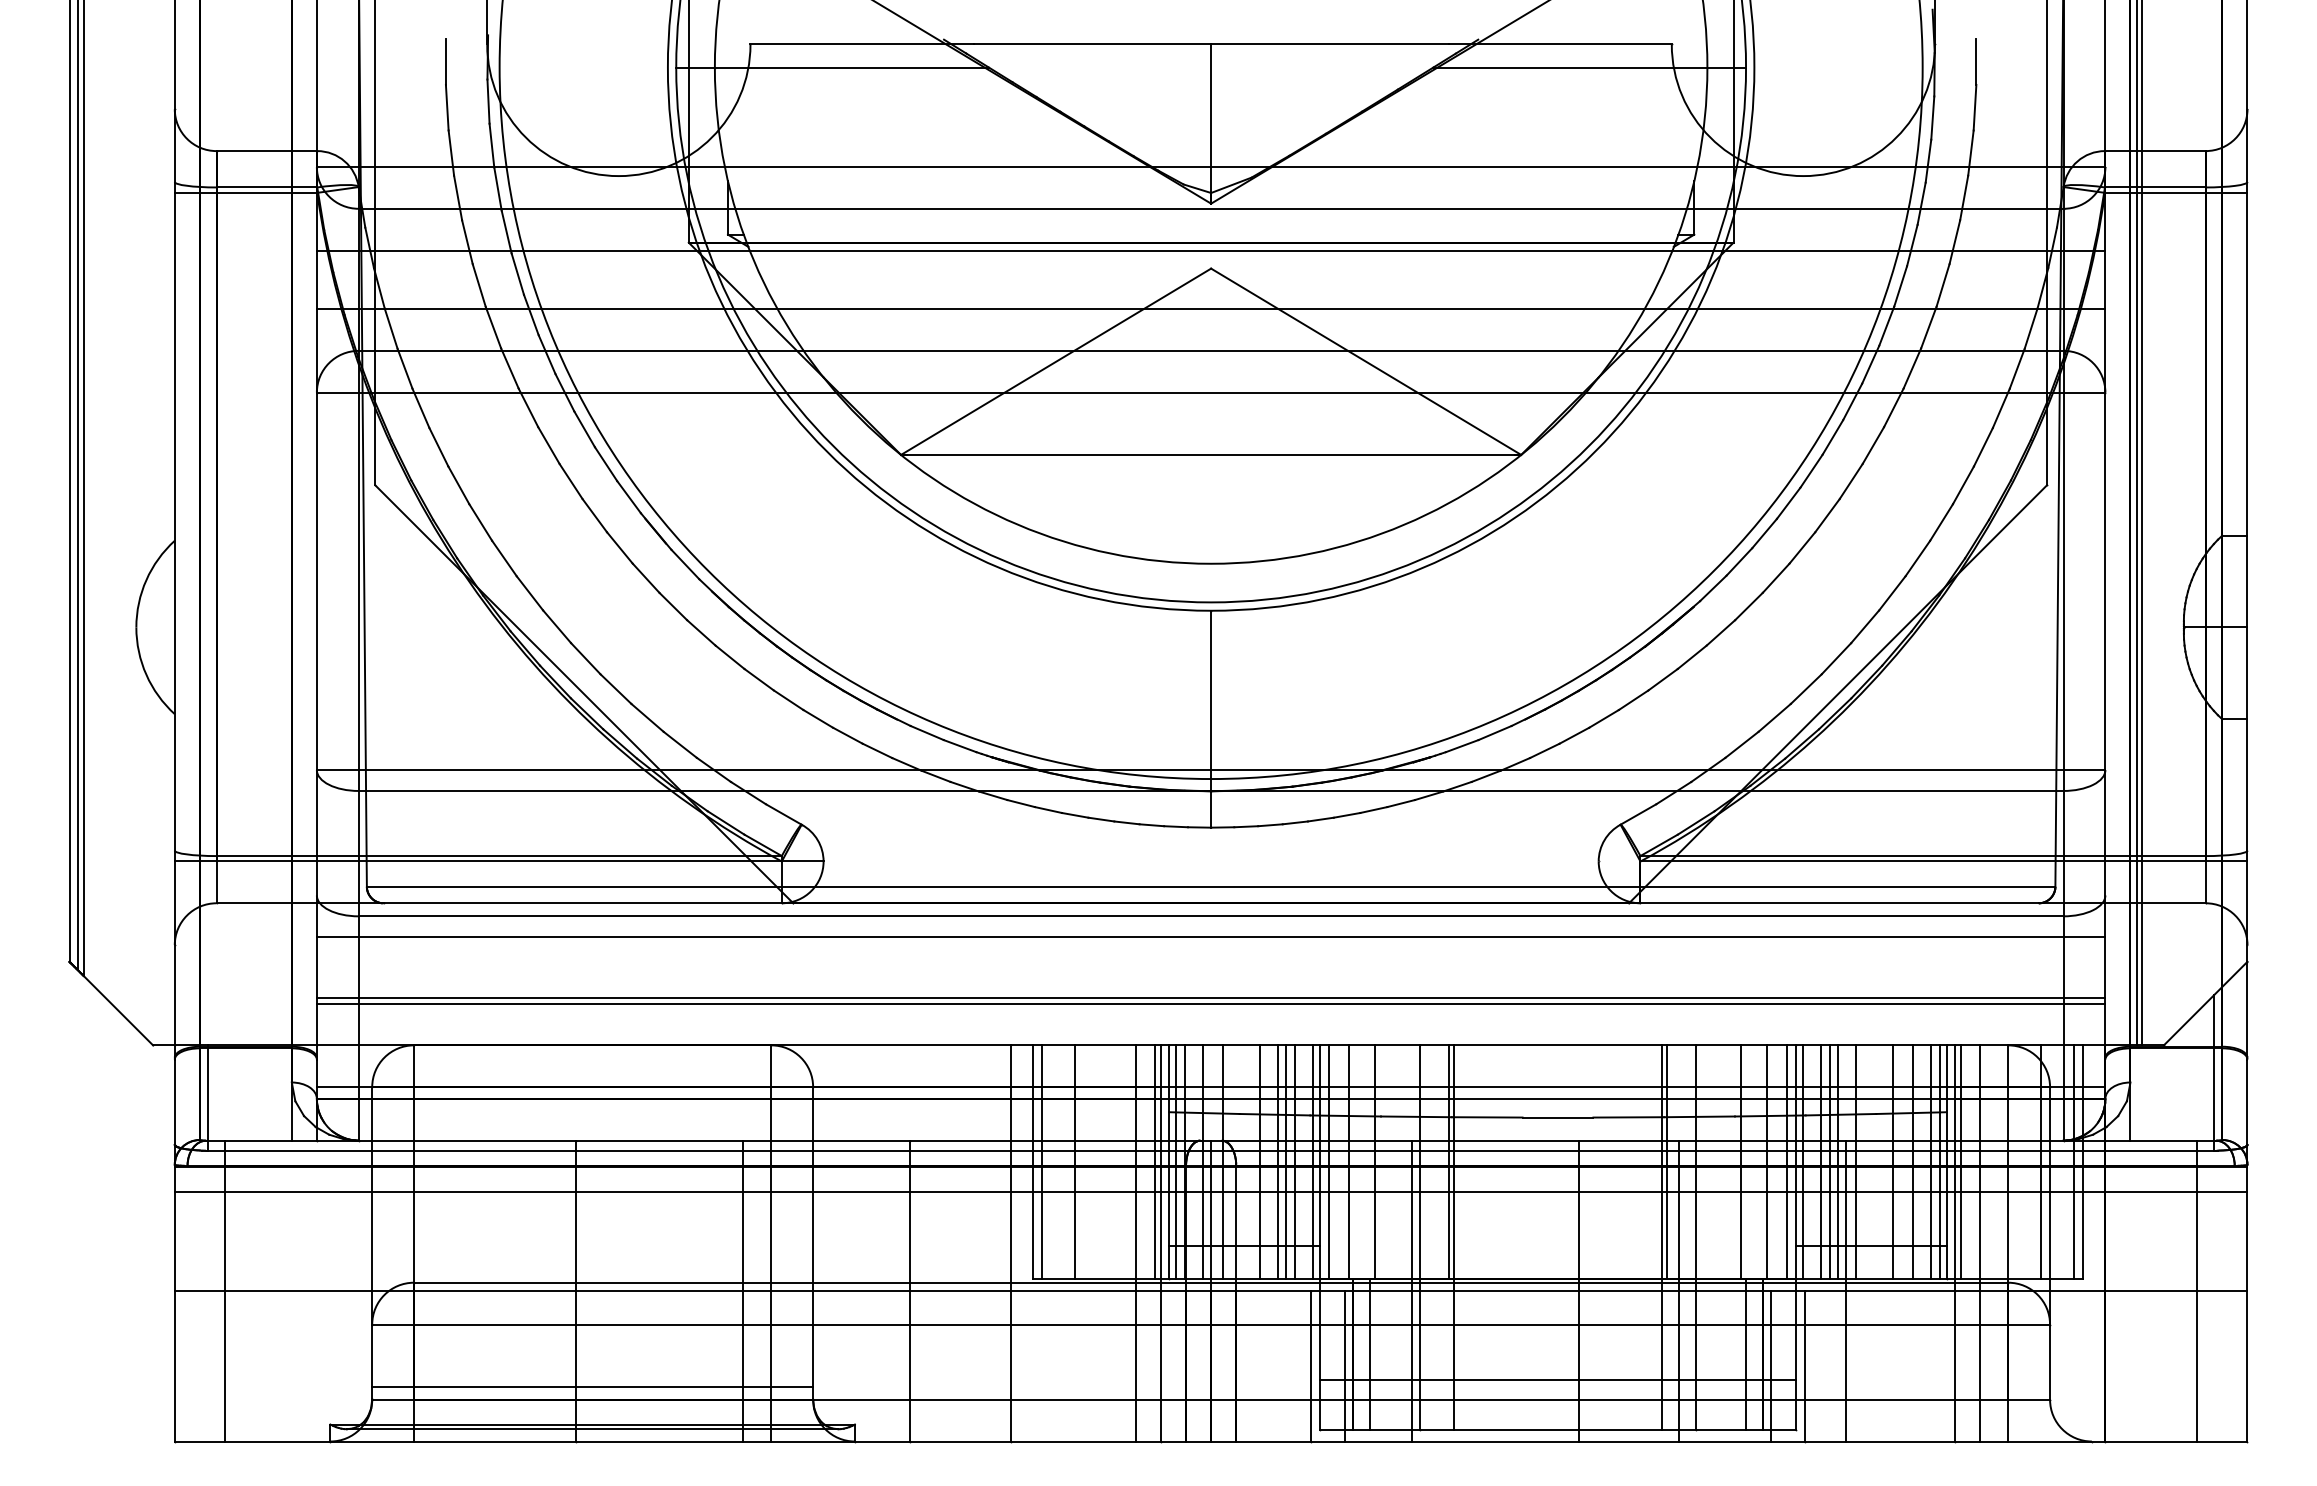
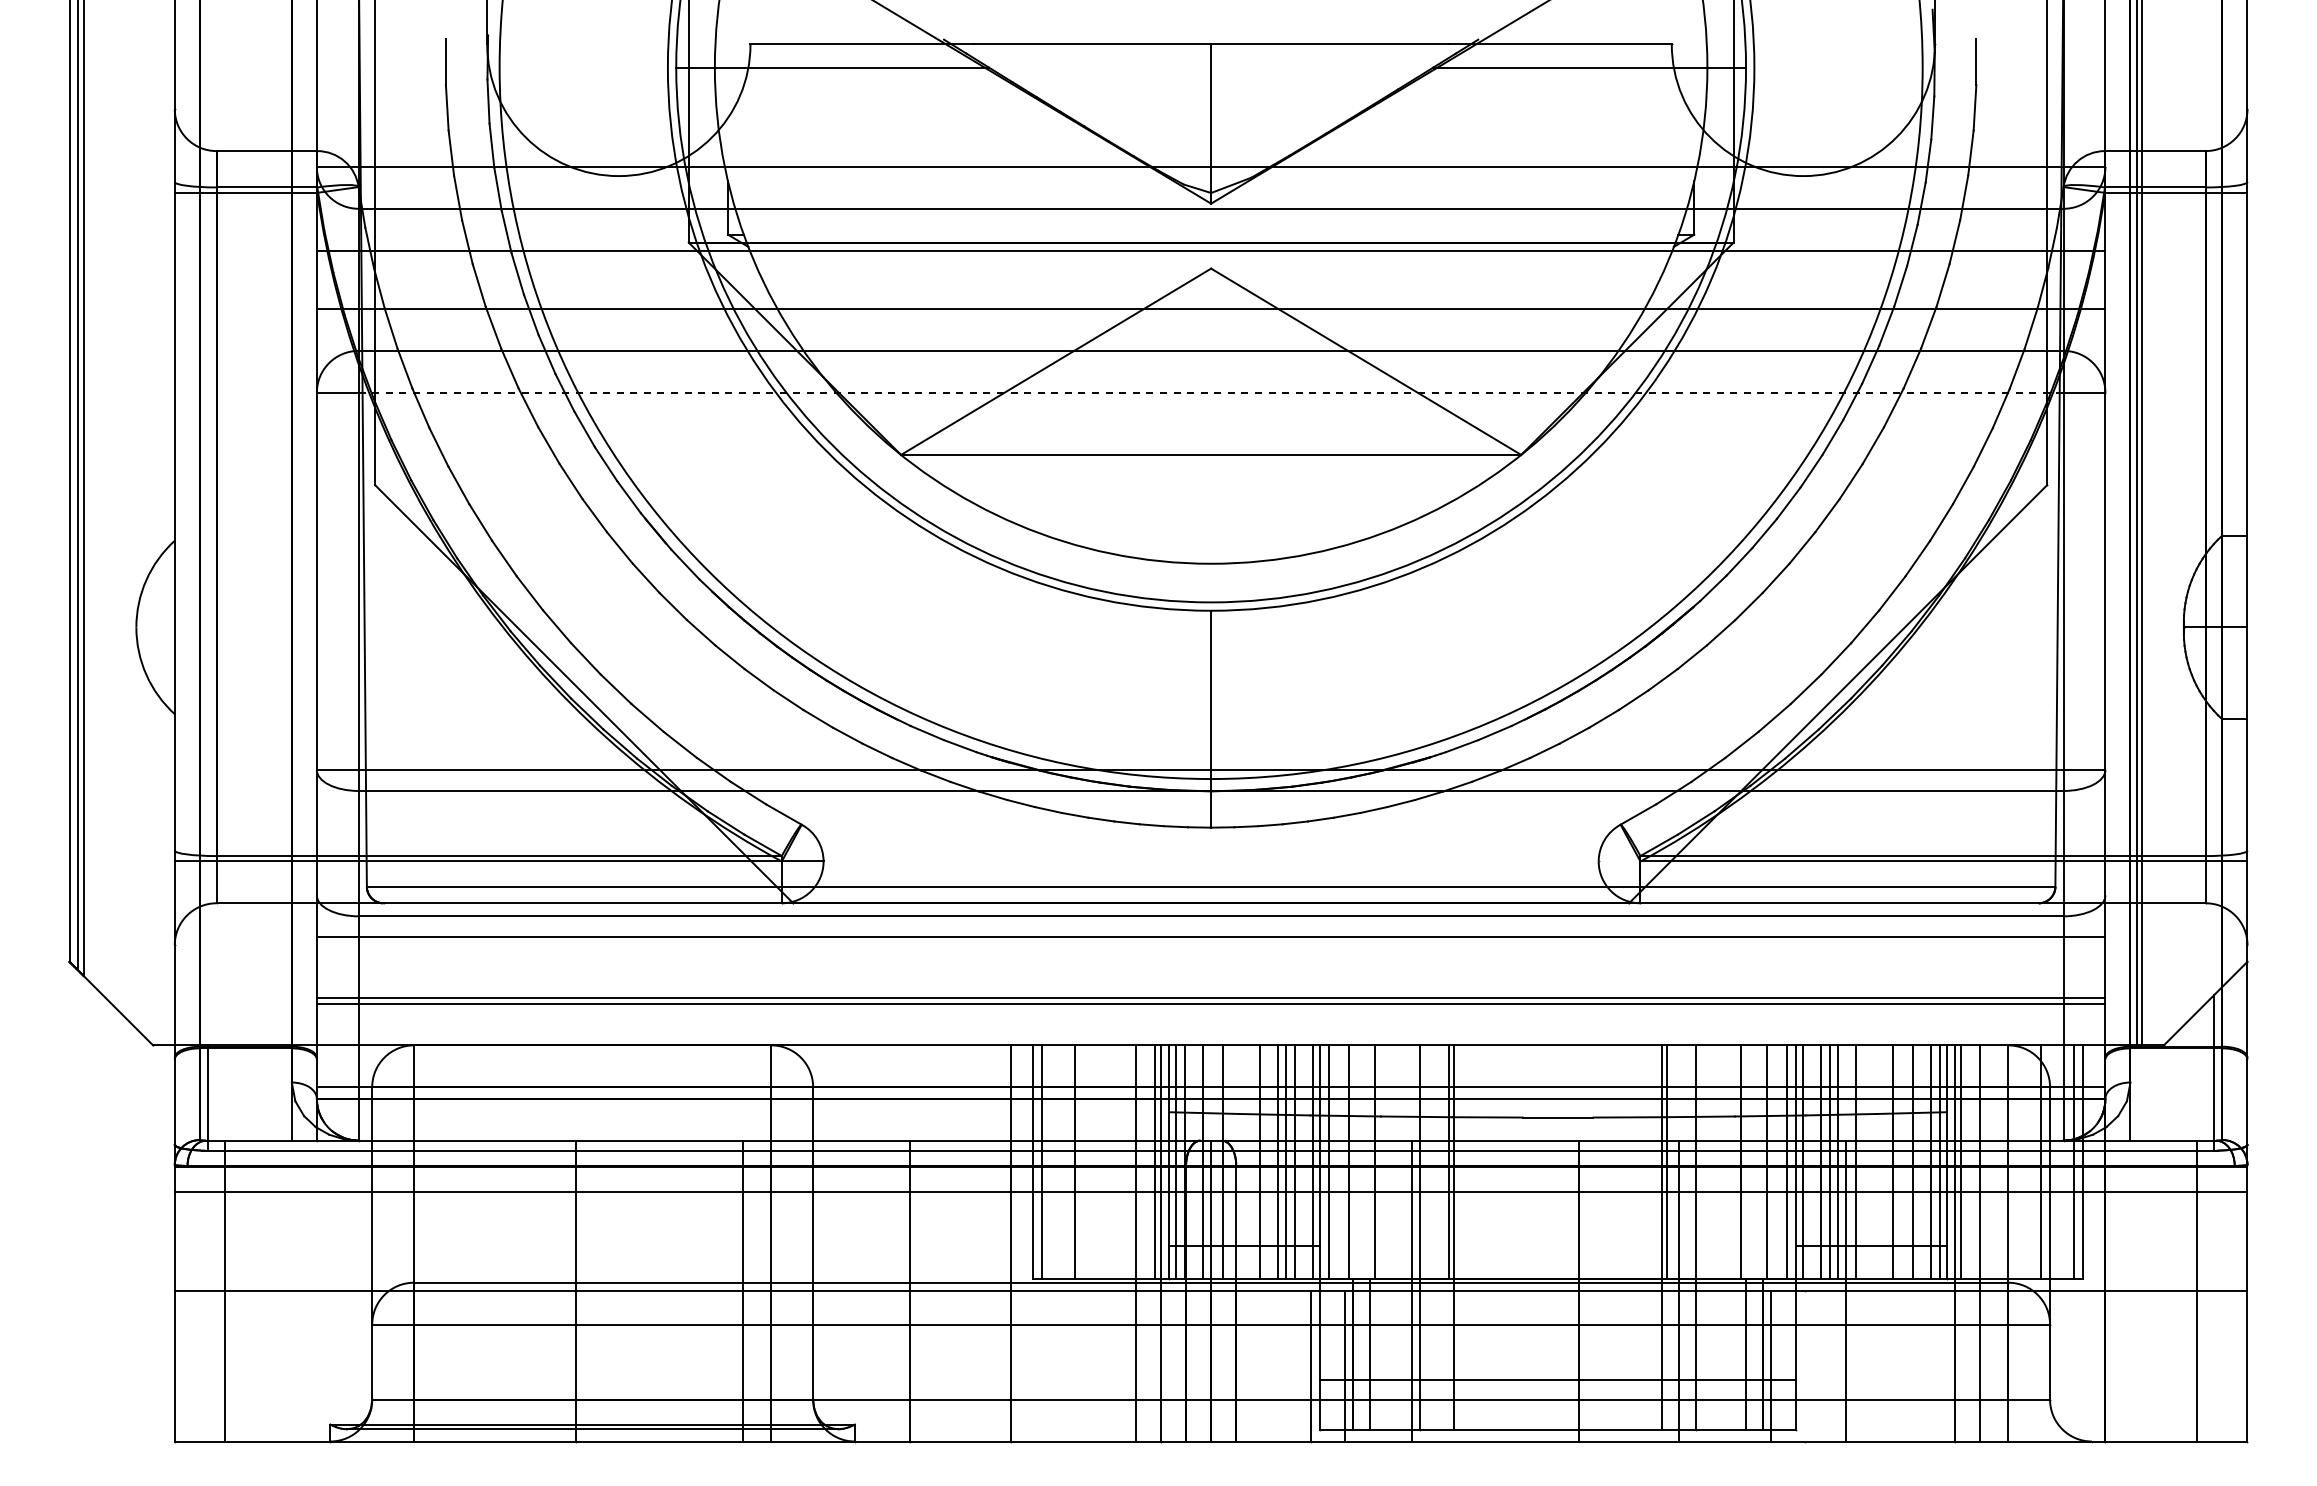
line: solid -> dashed (1211, 392)
line: present -> none (1804, 1366)
line: present -> none (592, 1387)
